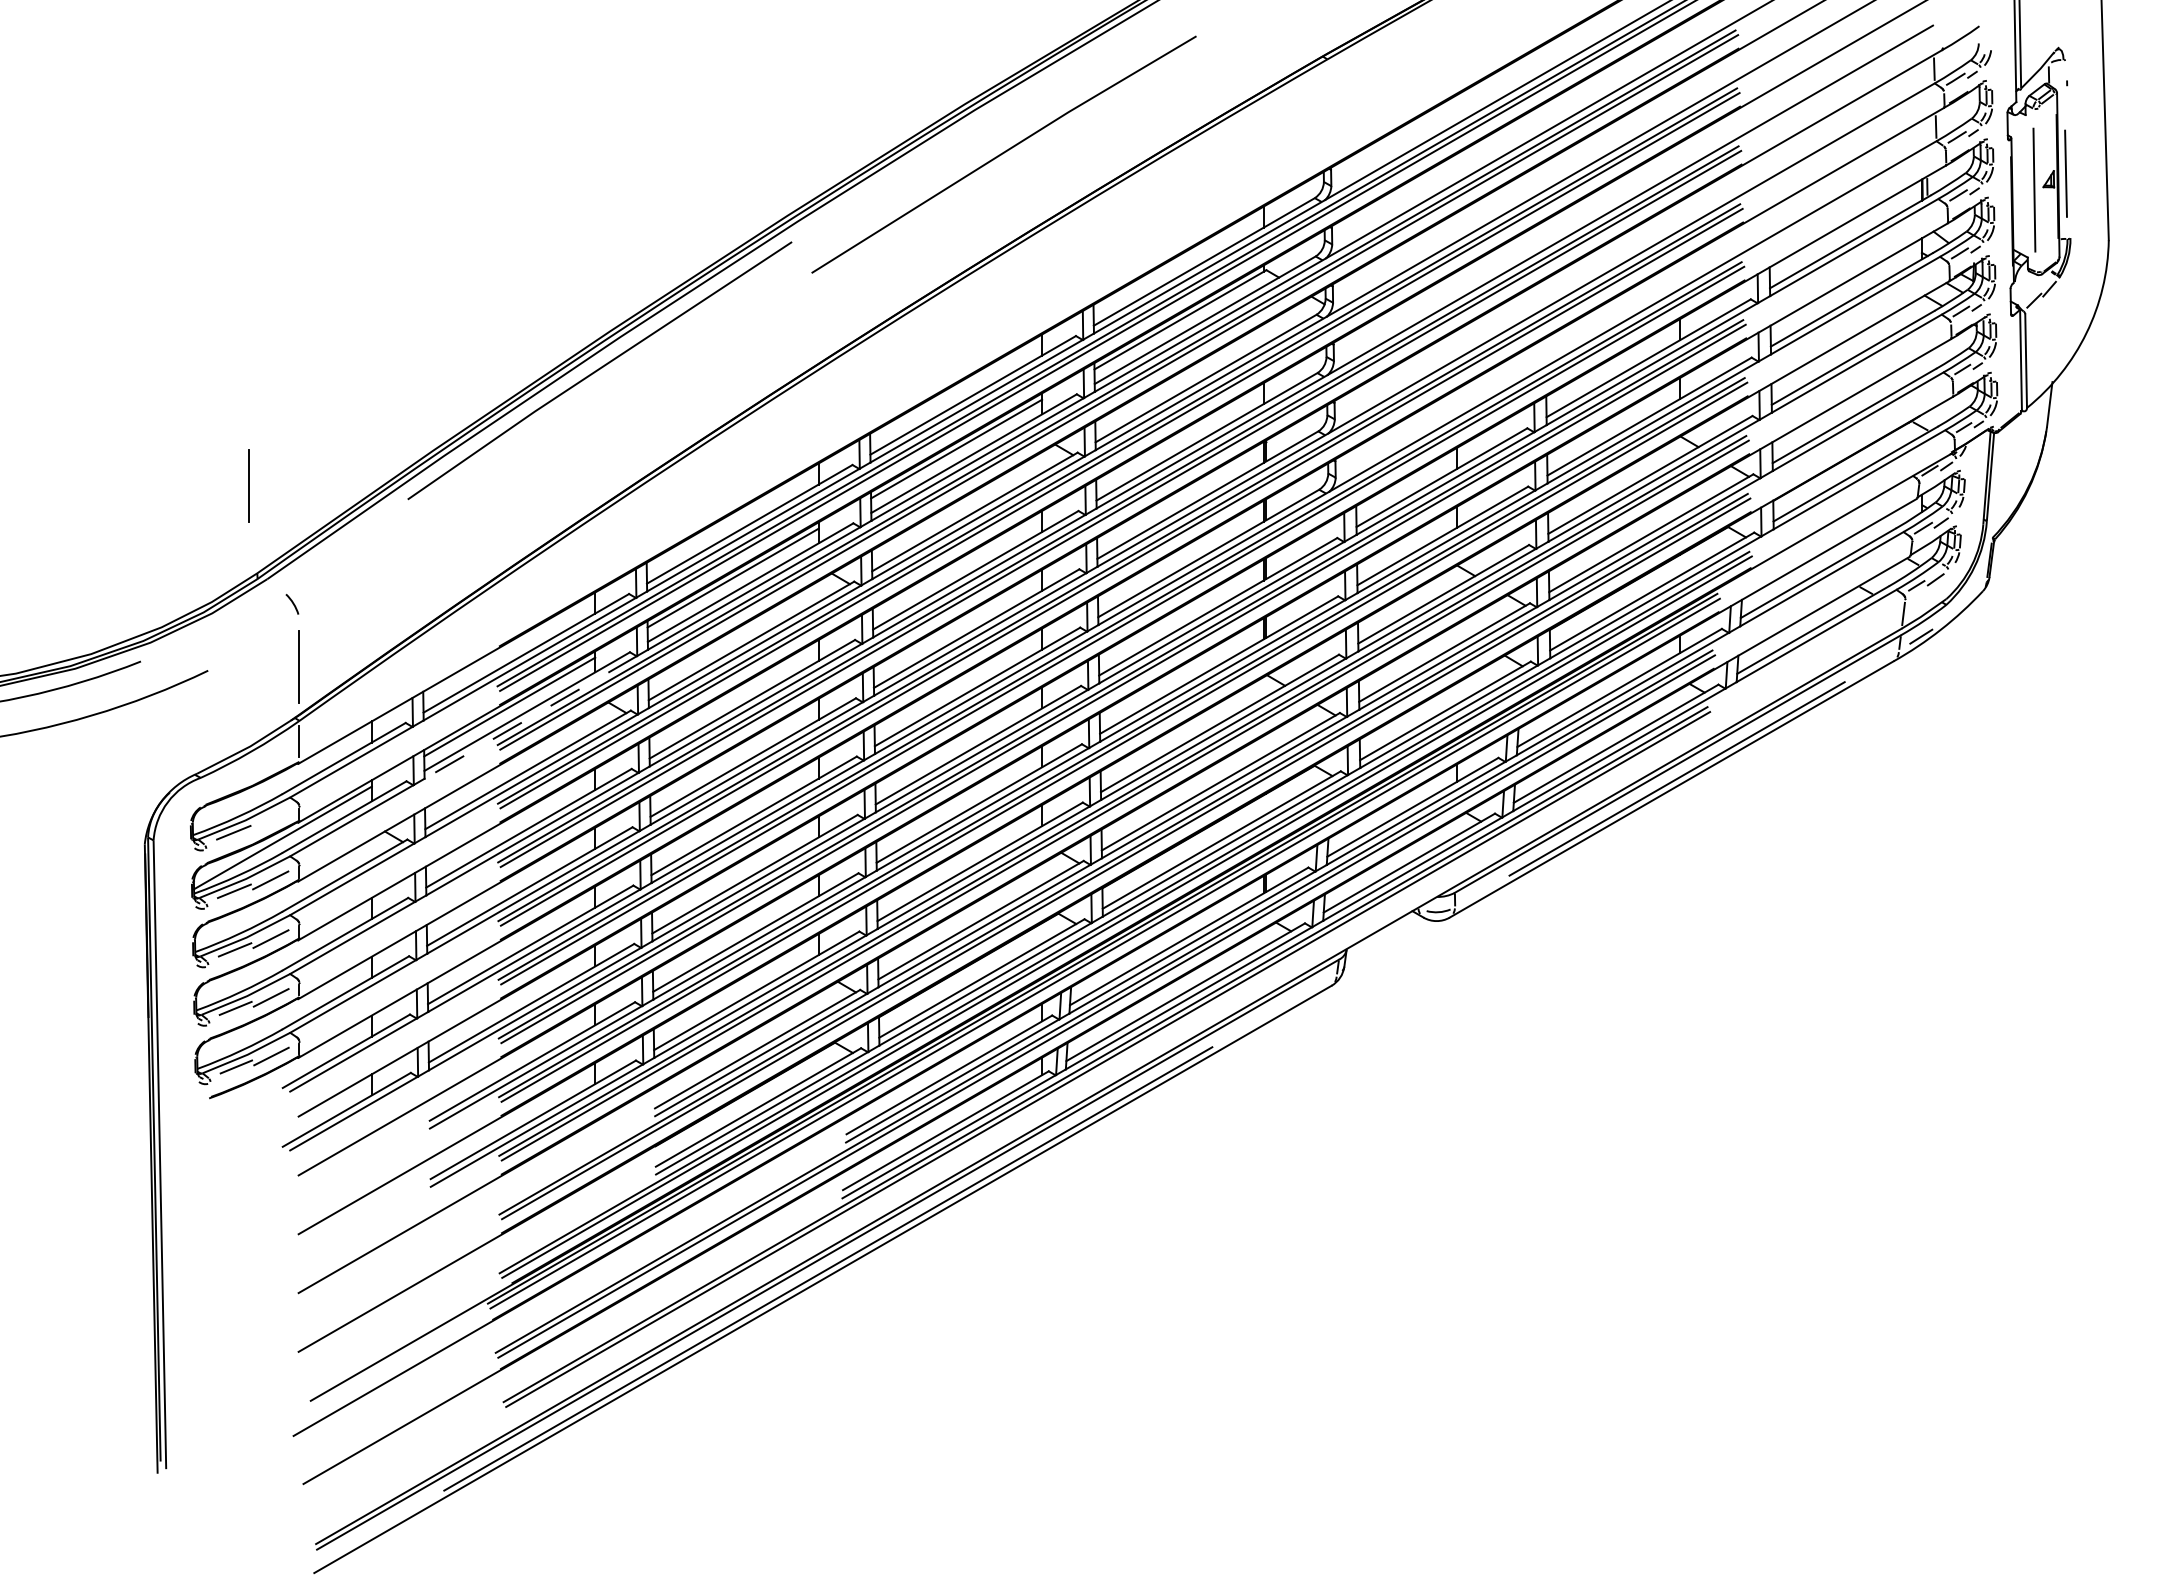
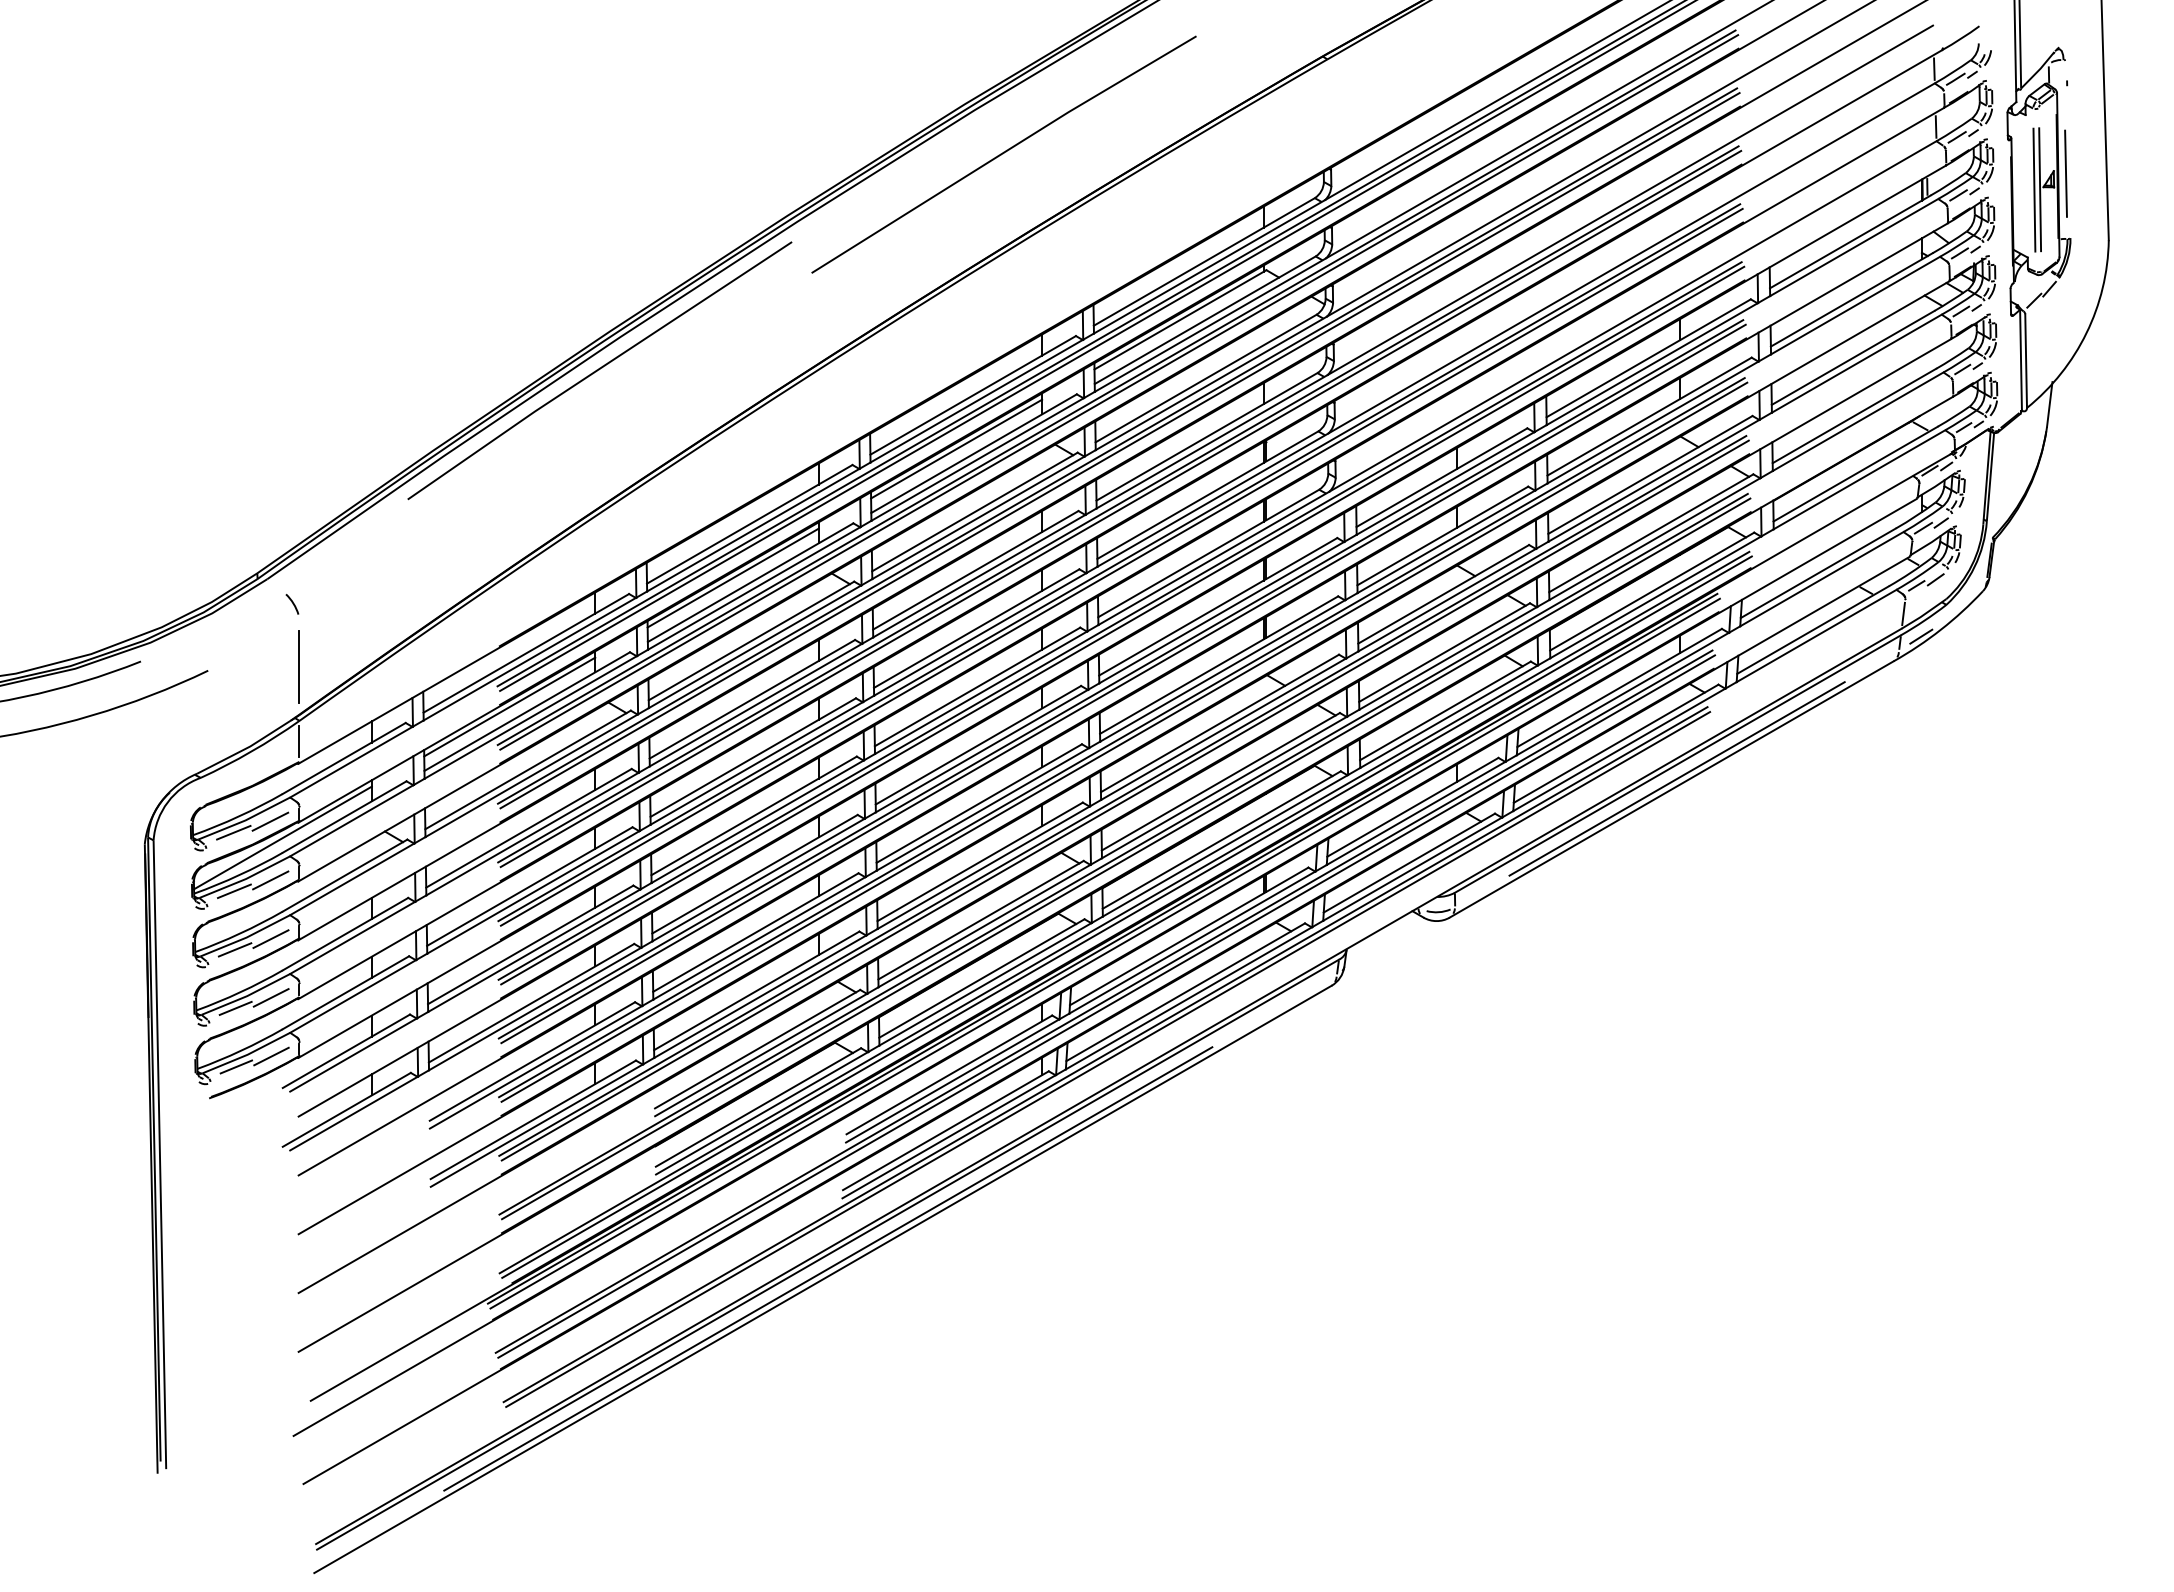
line: none -> present (2040, 189)
line: present -> none (248, 485)
line: dashed -> solid (530, 717)
line: none -> present (270, 821)
